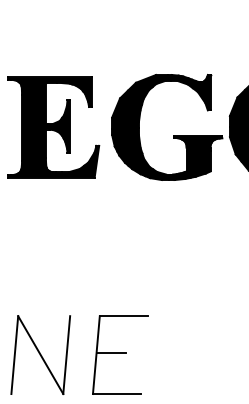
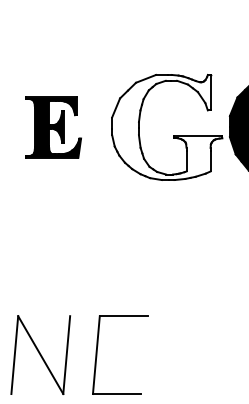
part size: 94x103 px -> 57x63 px (53, 127)
fill: present -> none (167, 127)
line: present -> none (111, 353)
